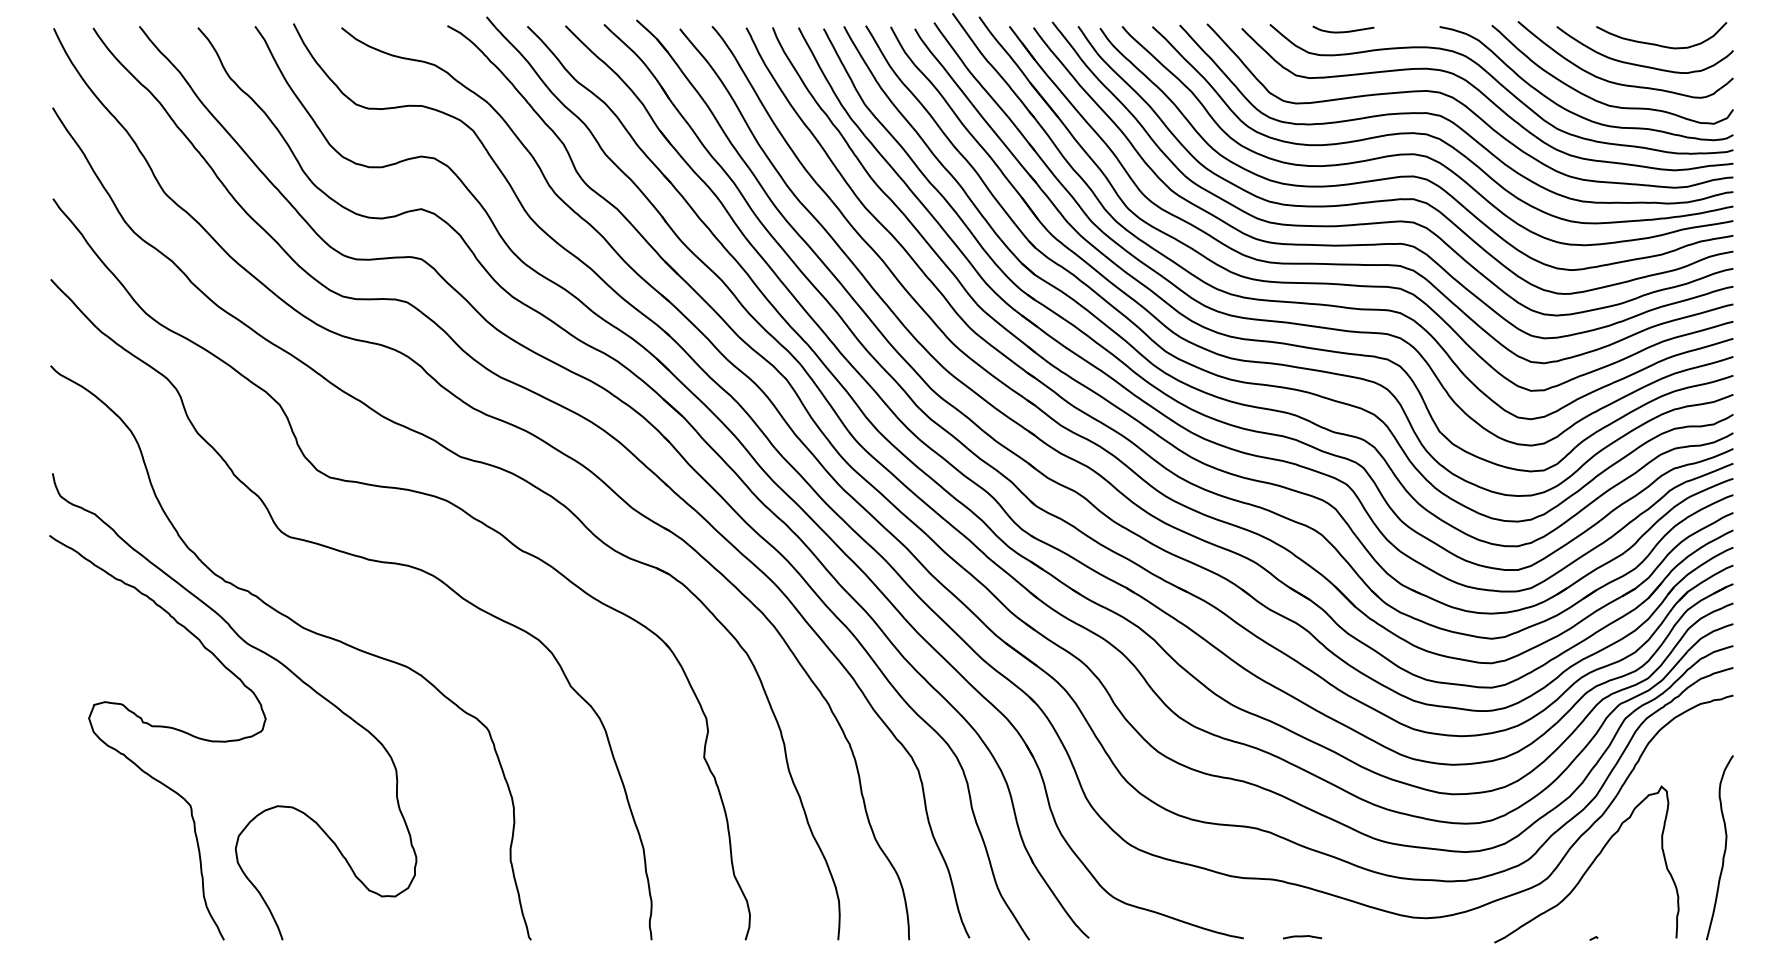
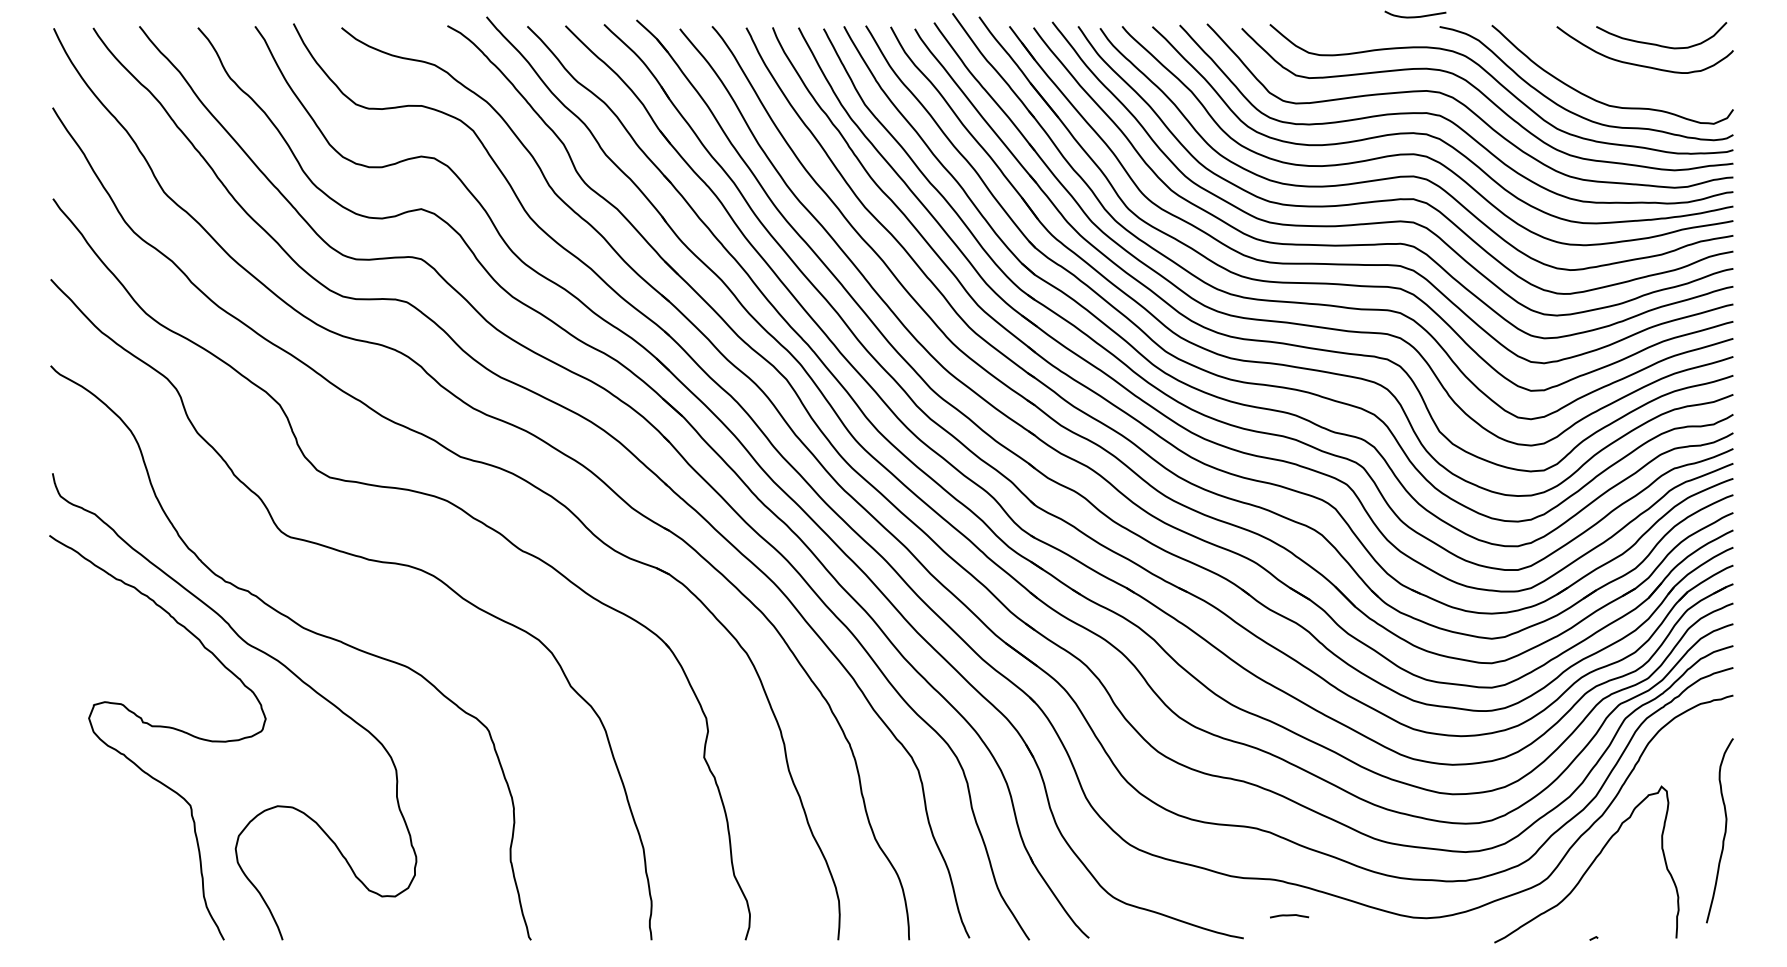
curve position: (1343, 31) -> (1415, 16) (1415, 16)
curve: present -> none (1621, 83)
curve position: (1724, 847) -> (1724, 830) (1724, 830)
curve position: (1302, 937) -> (1289, 916) (1289, 916)
